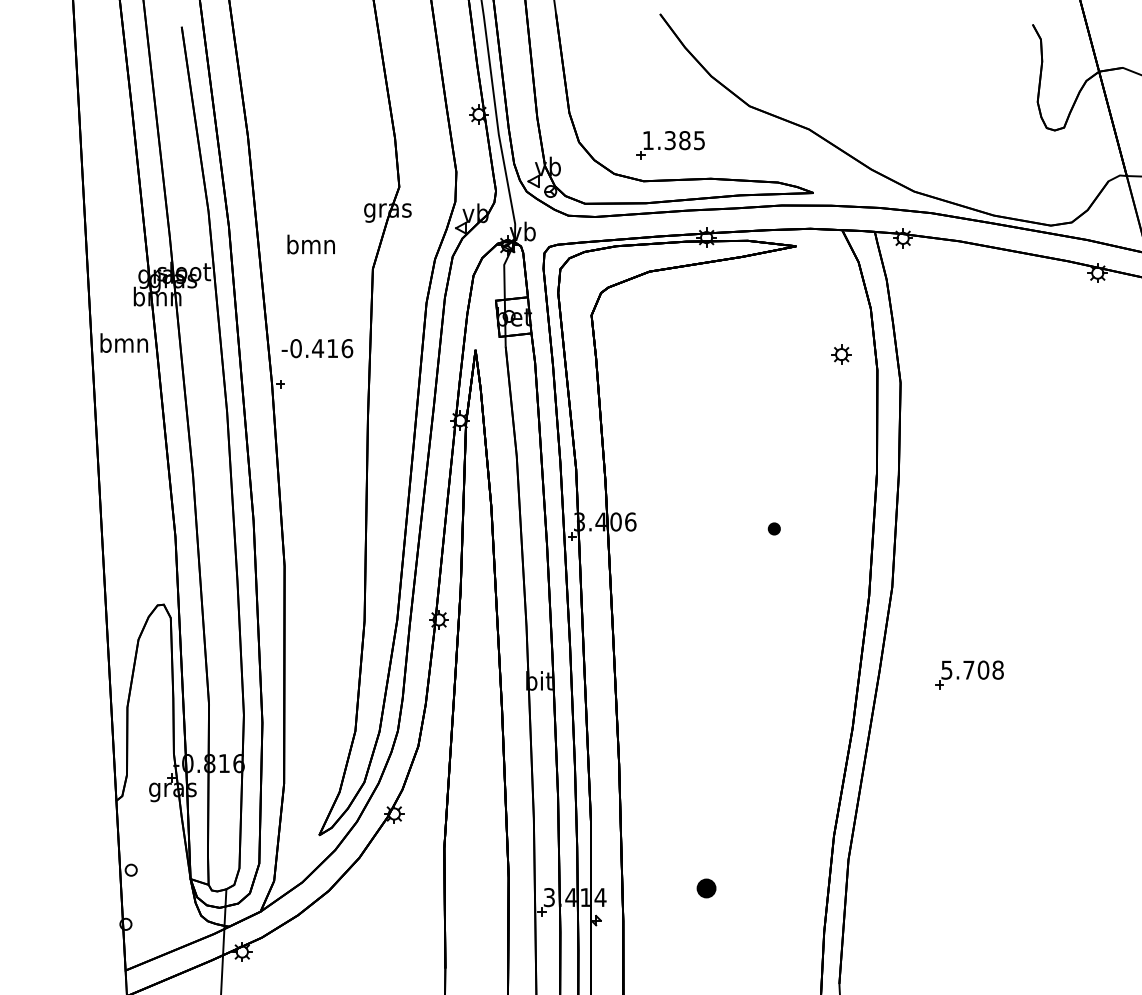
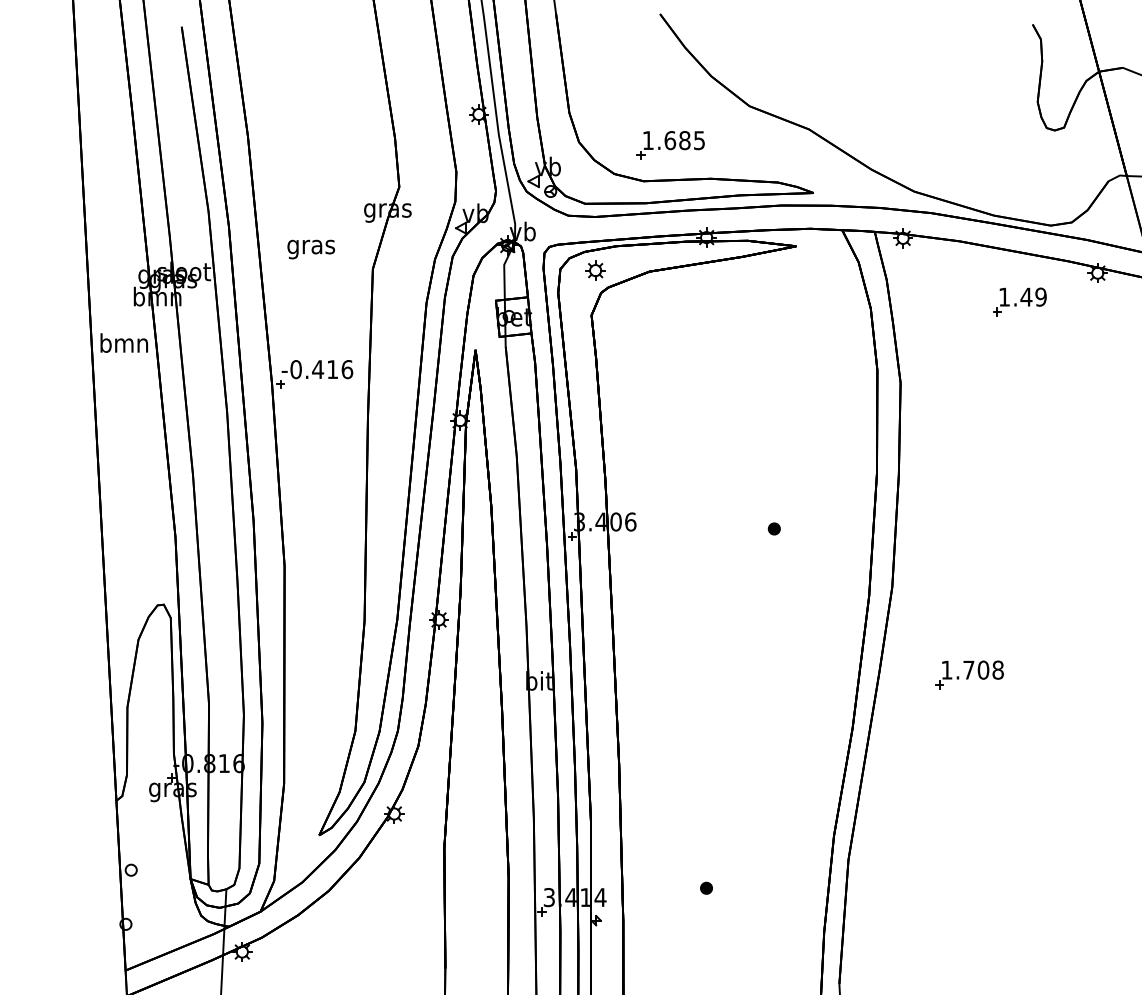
text: 1.385 -> 1.685 (670, 140)
text: bmn -> gras (310, 246)
part: none -> present (1019, 301)
text position: (317, 348) -> (317, 369) (317, 369)
part position: (841, 354) -> (595, 270) (595, 270)
text: 5.708 -> 1.708 (946, 669)
part size: 21x21 px -> 13x14 px (706, 887)
